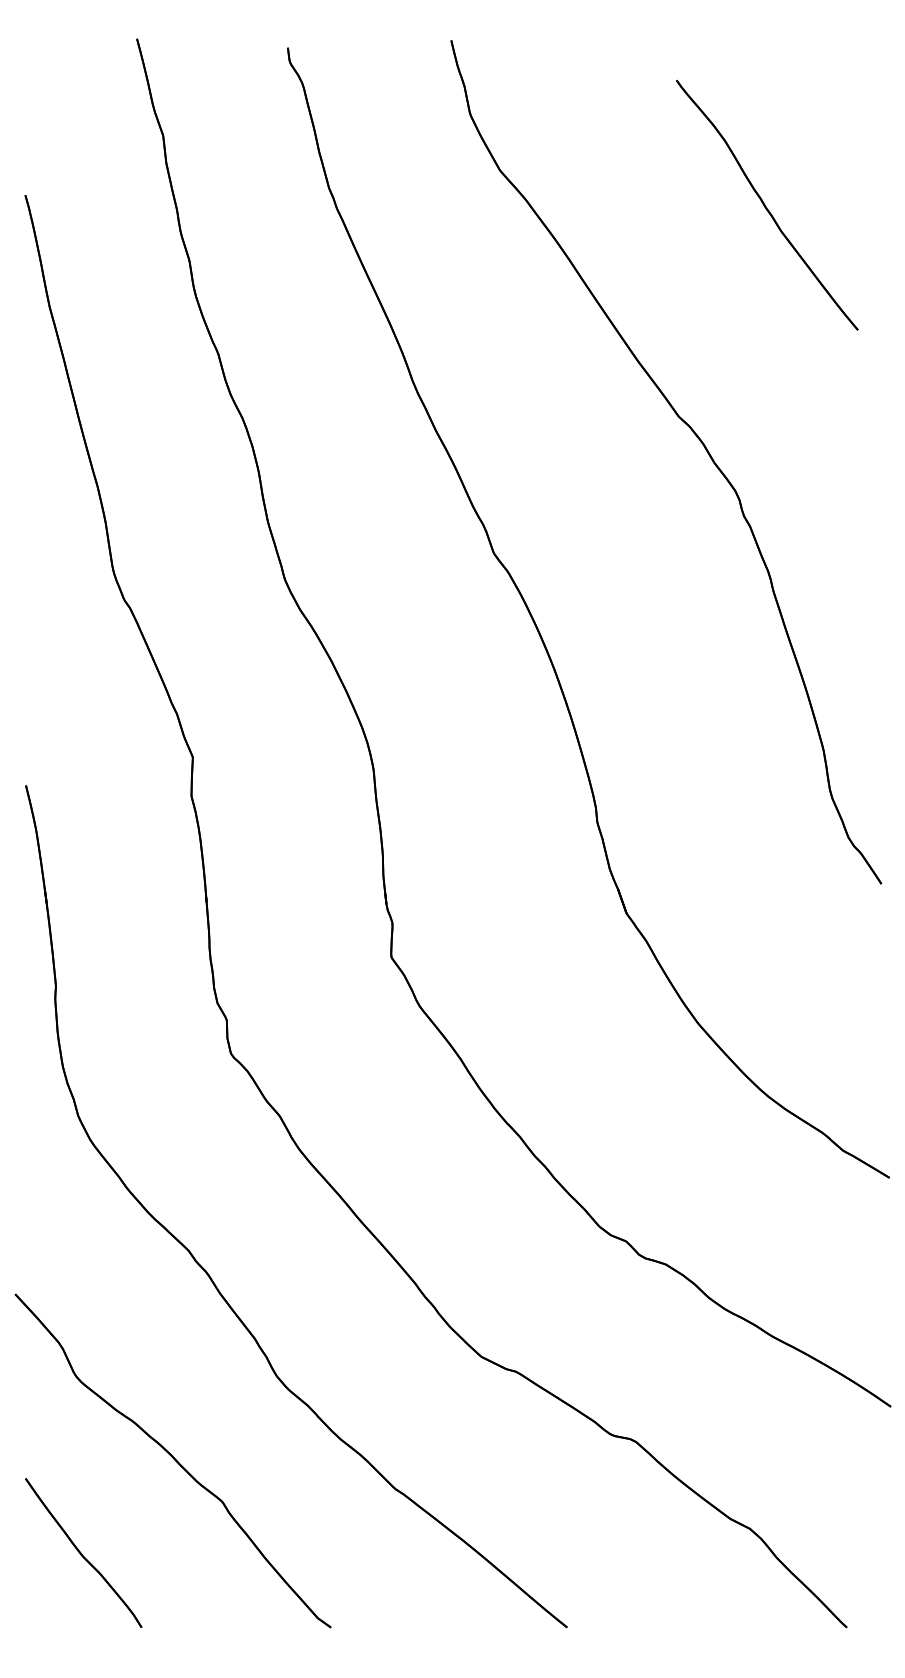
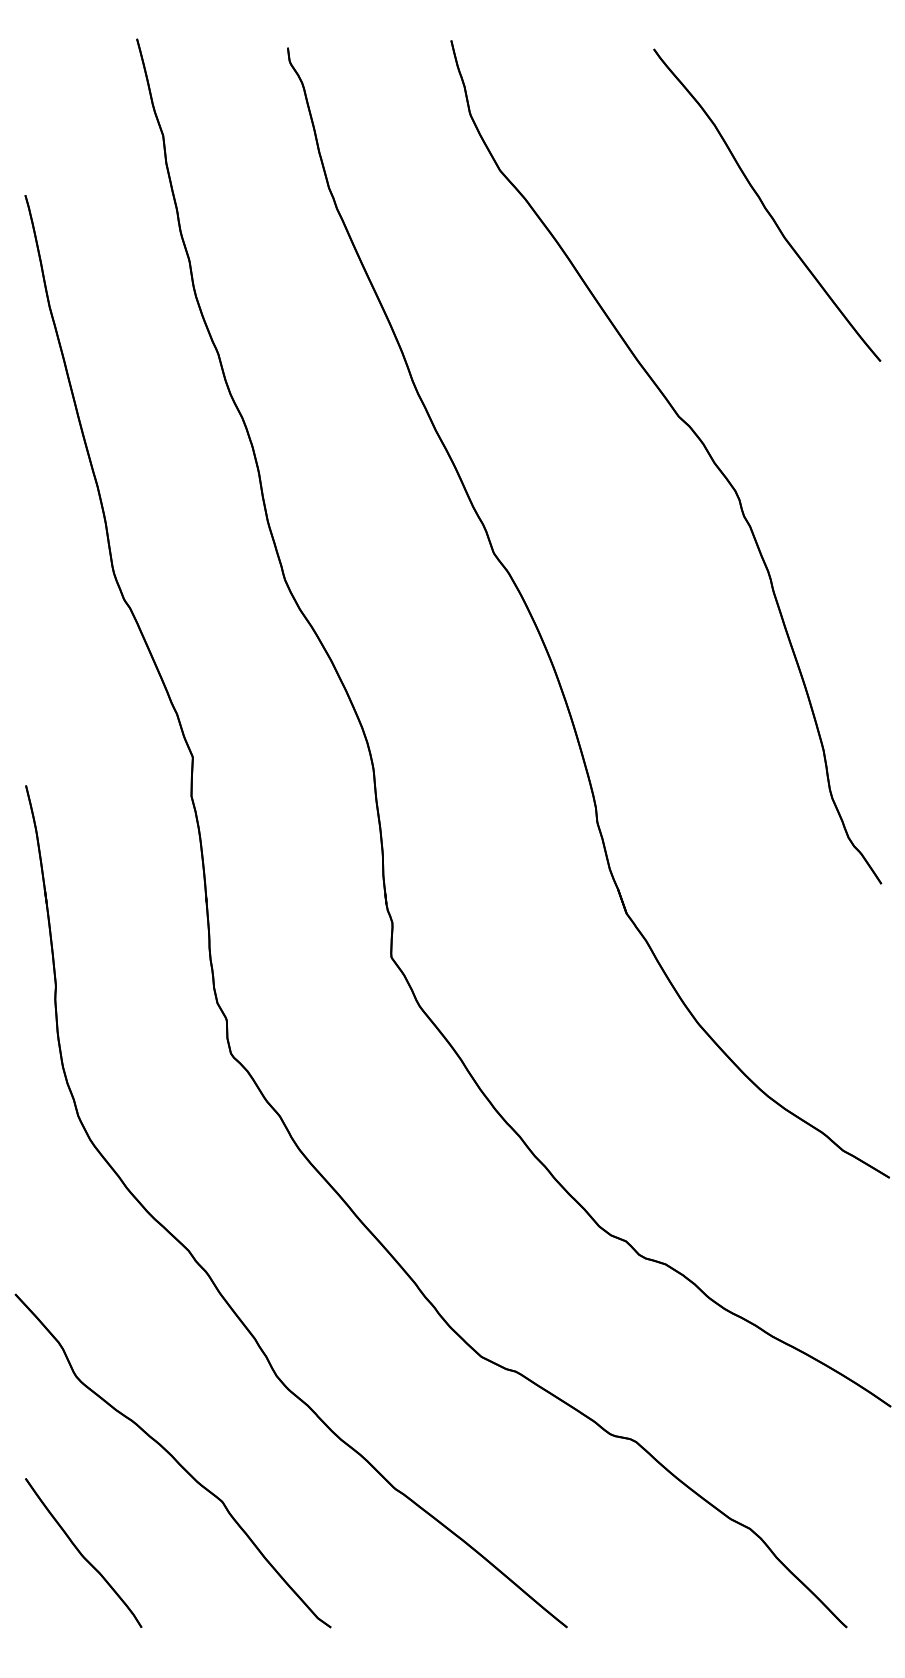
part size: 183x252 px -> 229x314 px (767, 204)
